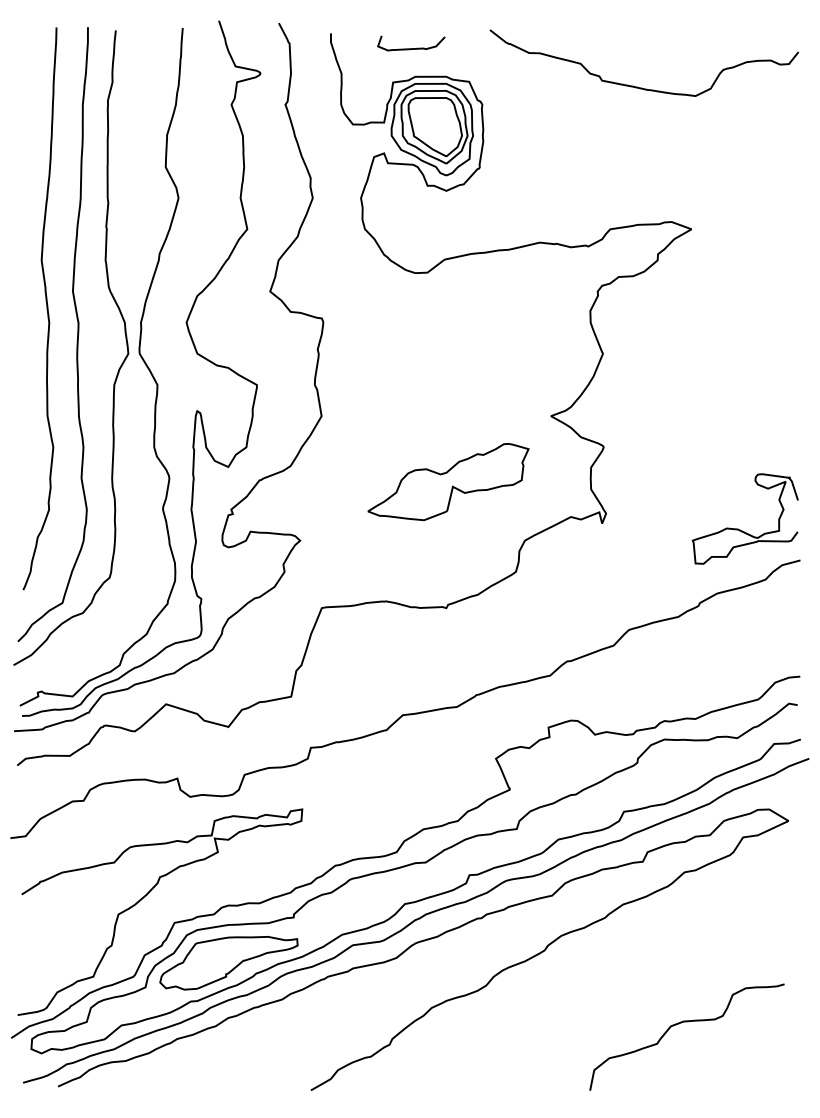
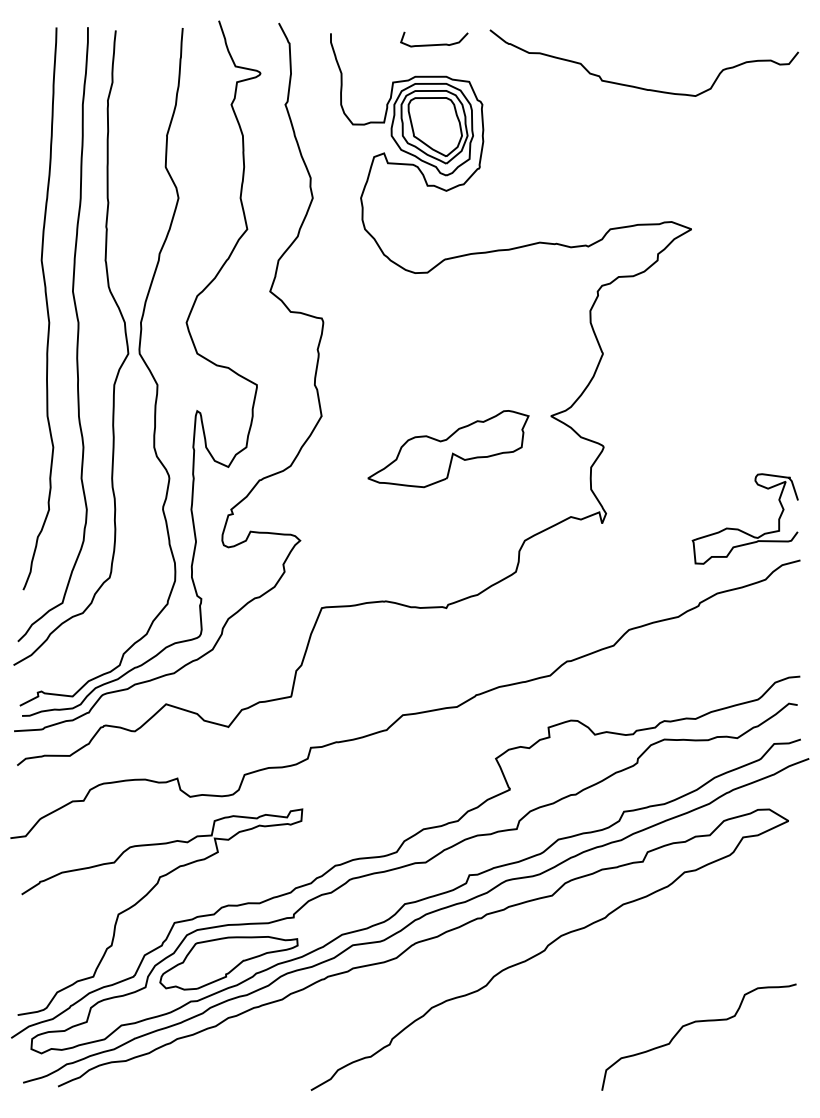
curve position: (411, 48) -> (434, 44) (434, 44)
part position: (448, 482) -> (448, 449) (448, 449)
curve position: (679, 1024) -> (691, 1024) (691, 1024)
